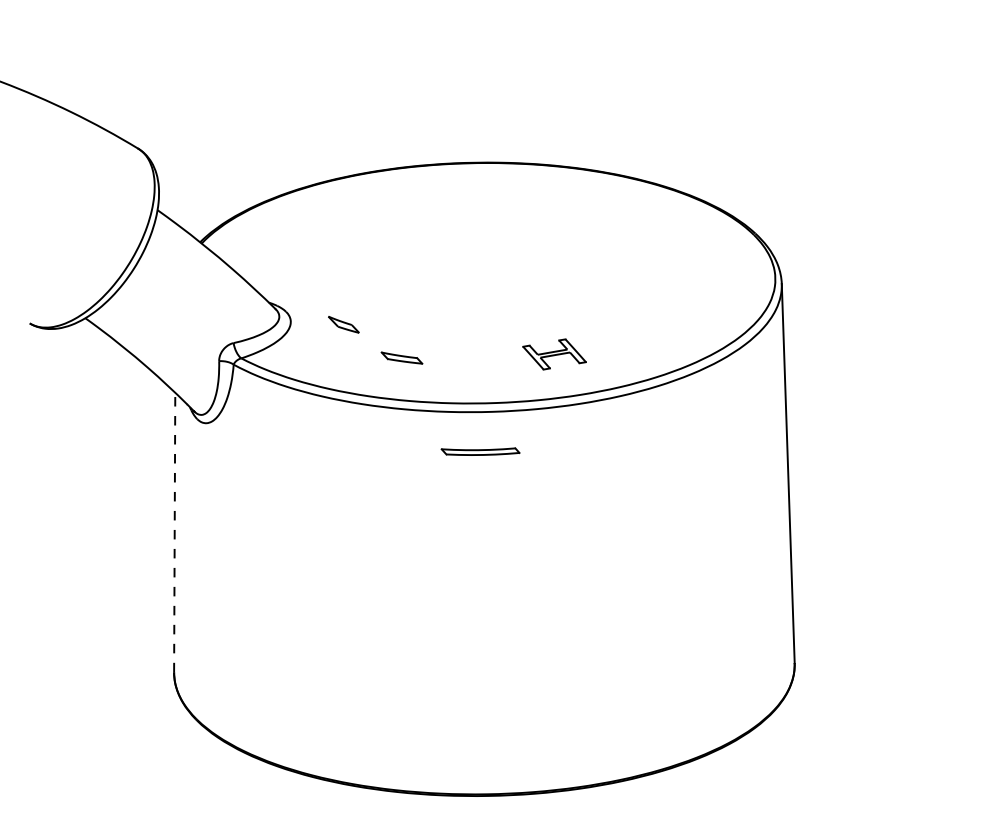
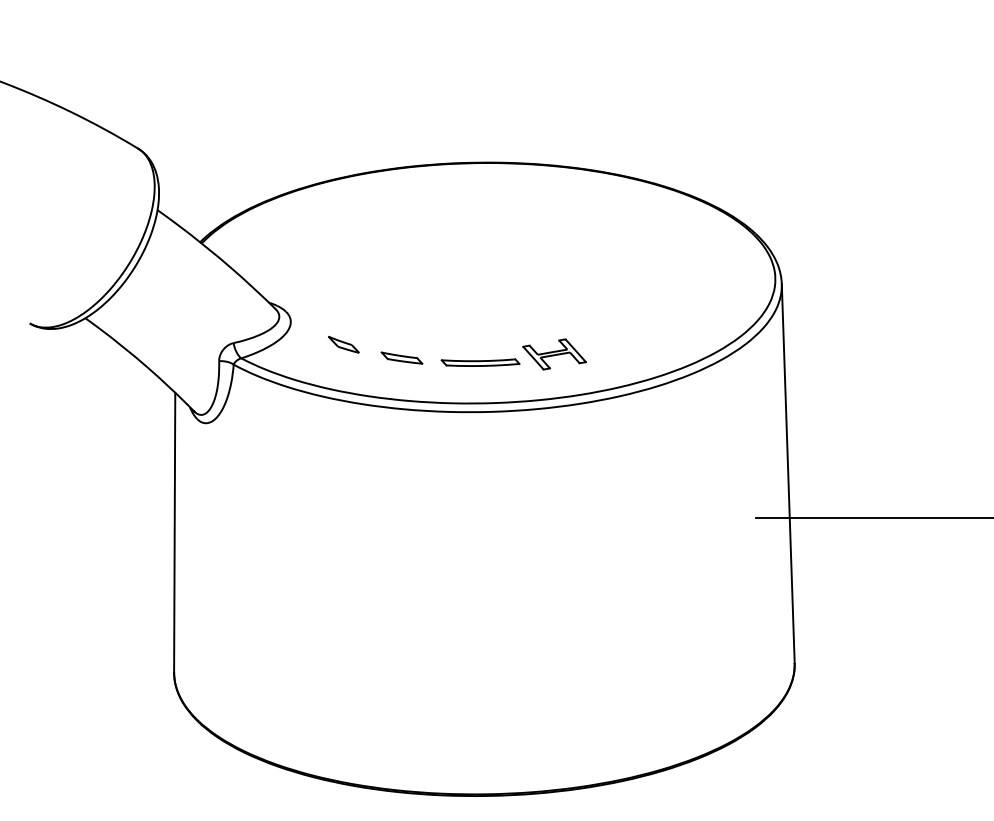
part position: (343, 324) -> (343, 344) (343, 344)
part position: (480, 451) -> (480, 362) (480, 362)
line: none -> present (872, 518)
line: dashed -> solid (174, 532)
